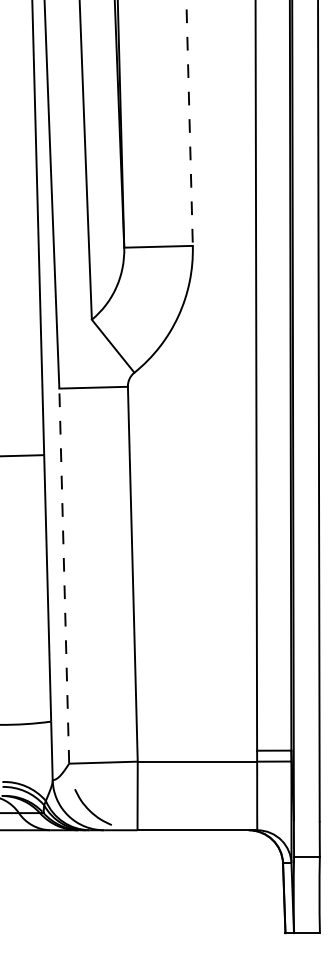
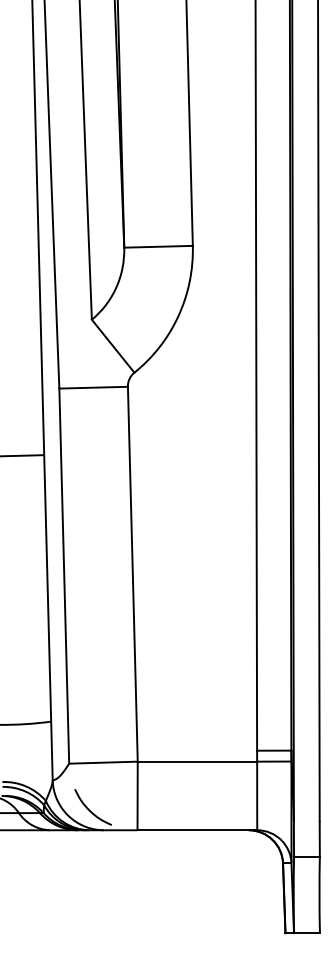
line: dashed -> solid (189, 122)
line: dashed -> solid (64, 576)
